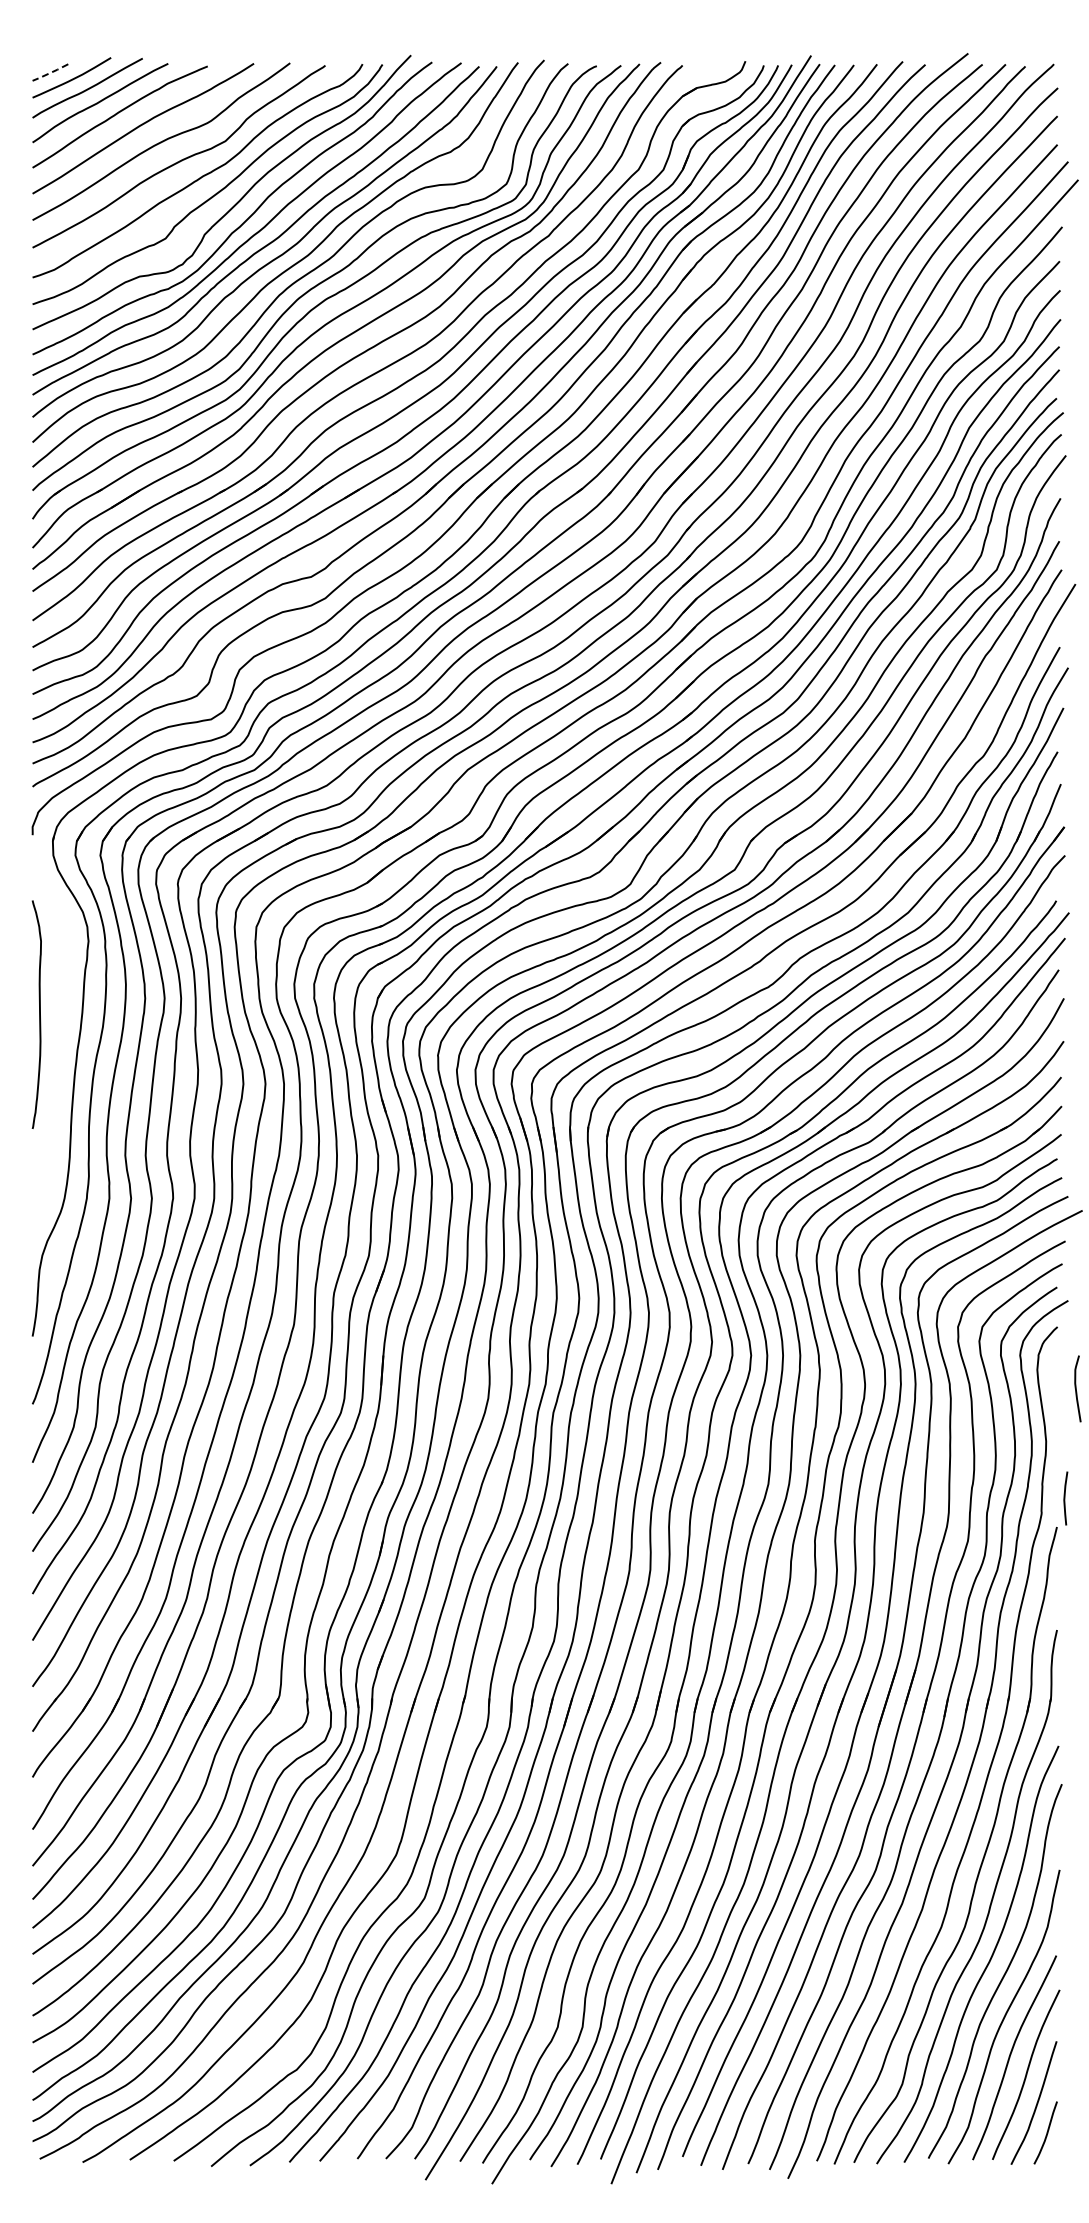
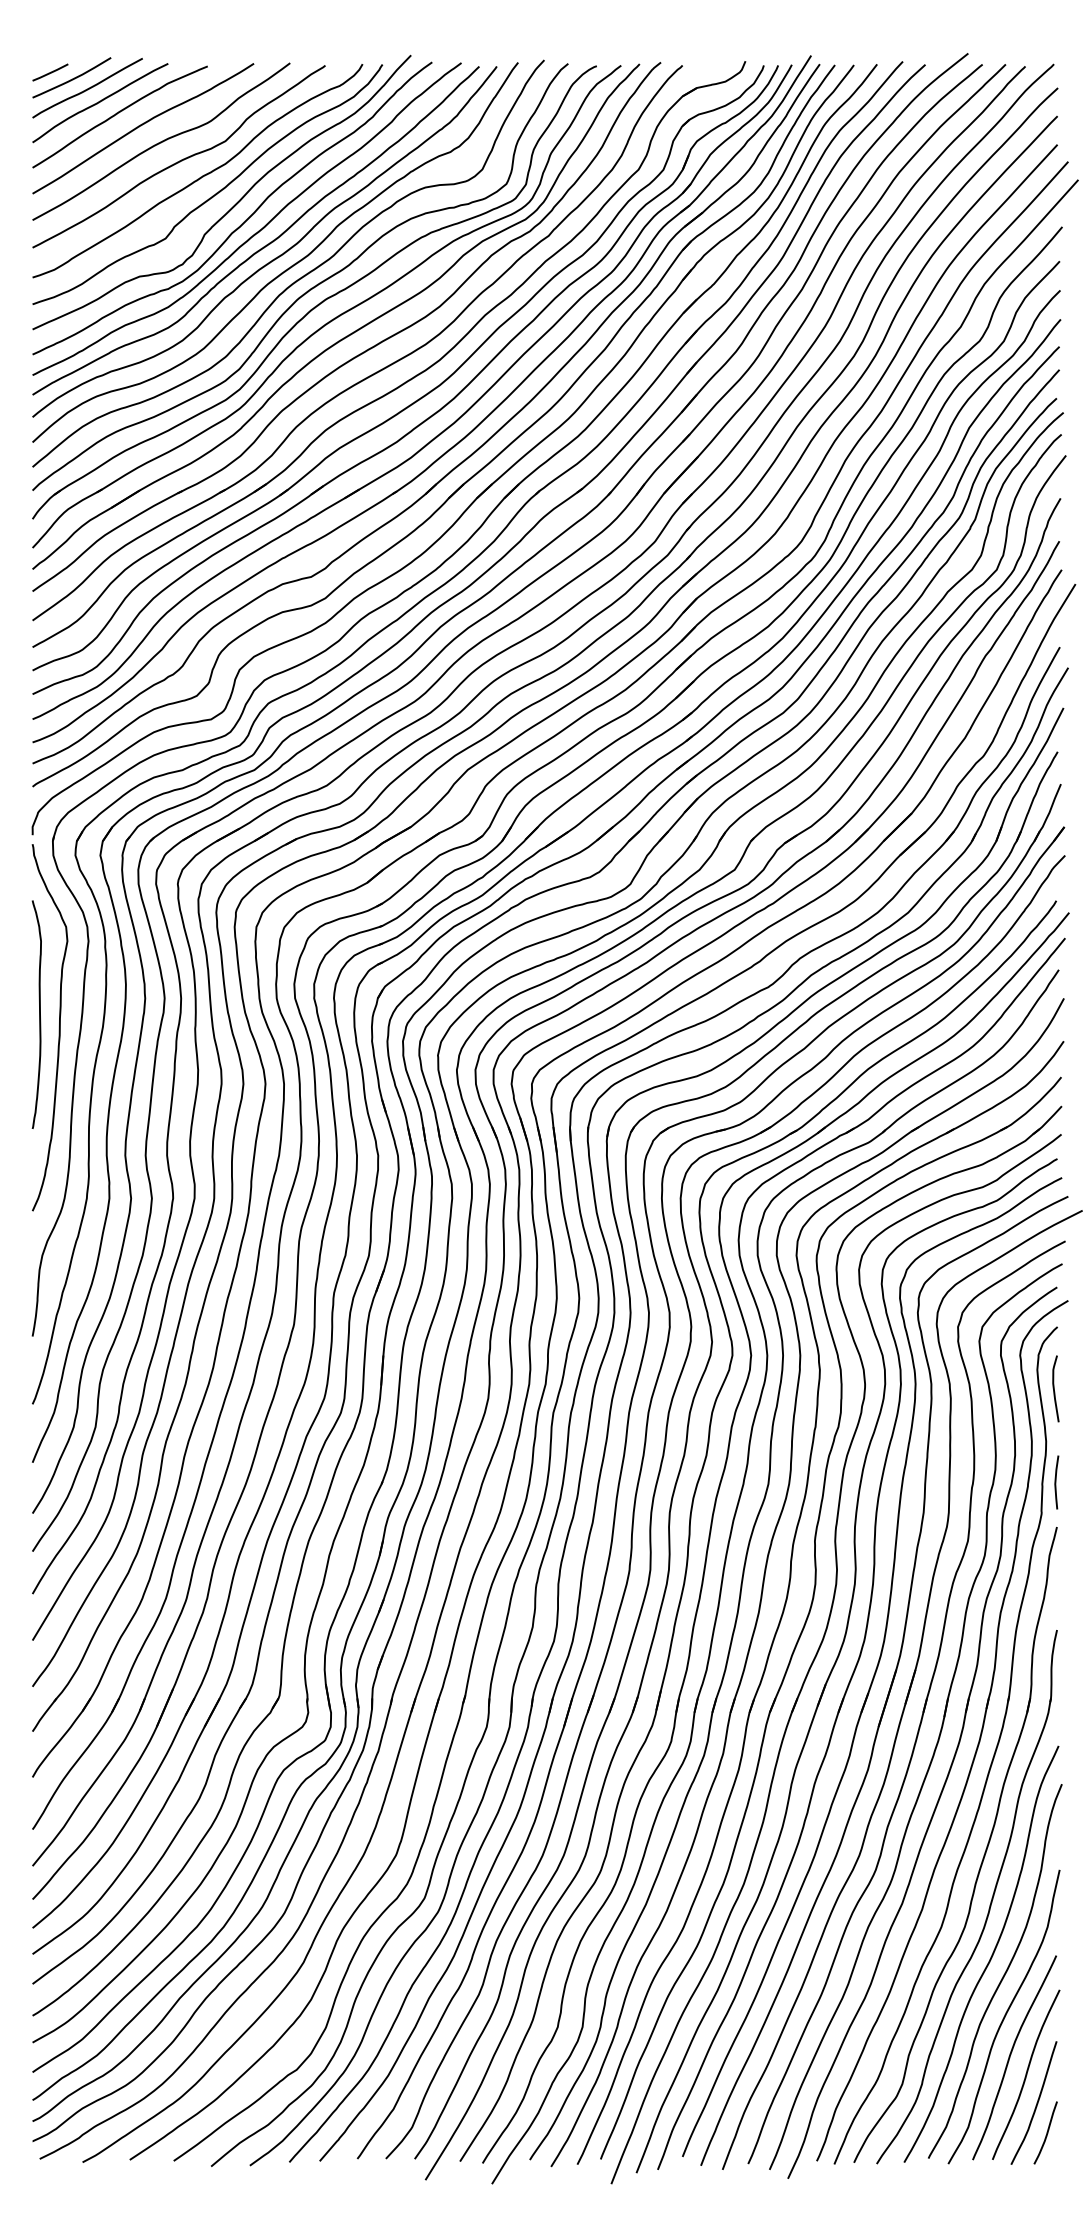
line: dashed -> solid (50, 73)
curve: none -> present (58, 1028)
curve position: (1076, 1388) -> (1054, 1388) (1054, 1388)
line position: (1065, 1498) -> (1056, 1482) (1056, 1482)
